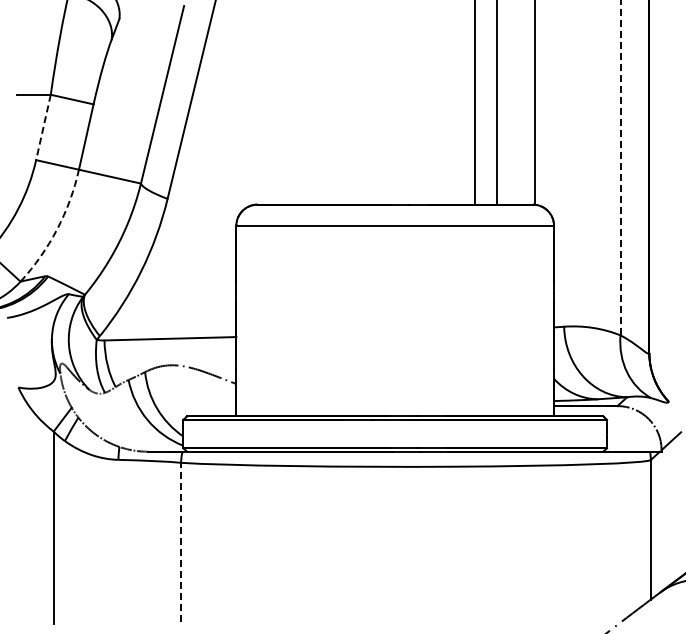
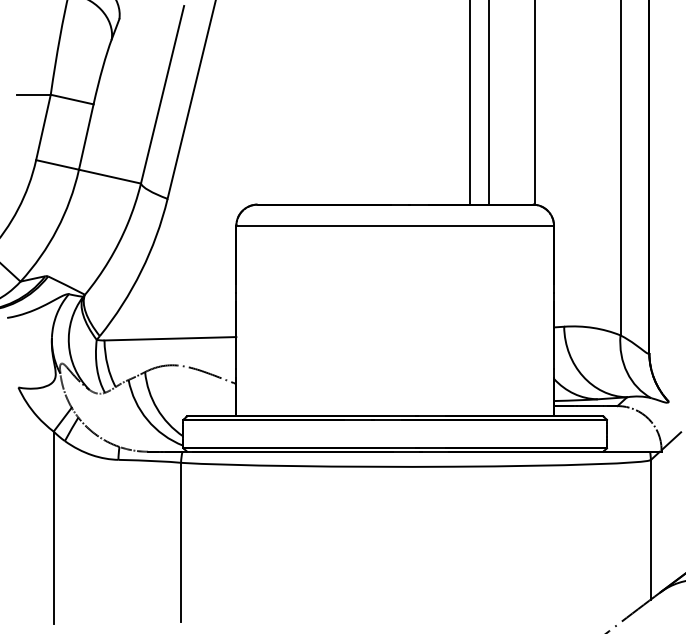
line position: (474, 103) -> (469, 103) (469, 103)
line position: (497, 103) -> (489, 103) (489, 103)
line: dashed -> solid (43, 127)
line: dashed -> solid (620, 167)
arc: dashed -> solid (57, 229)
line: dashed -> solid (181, 541)
